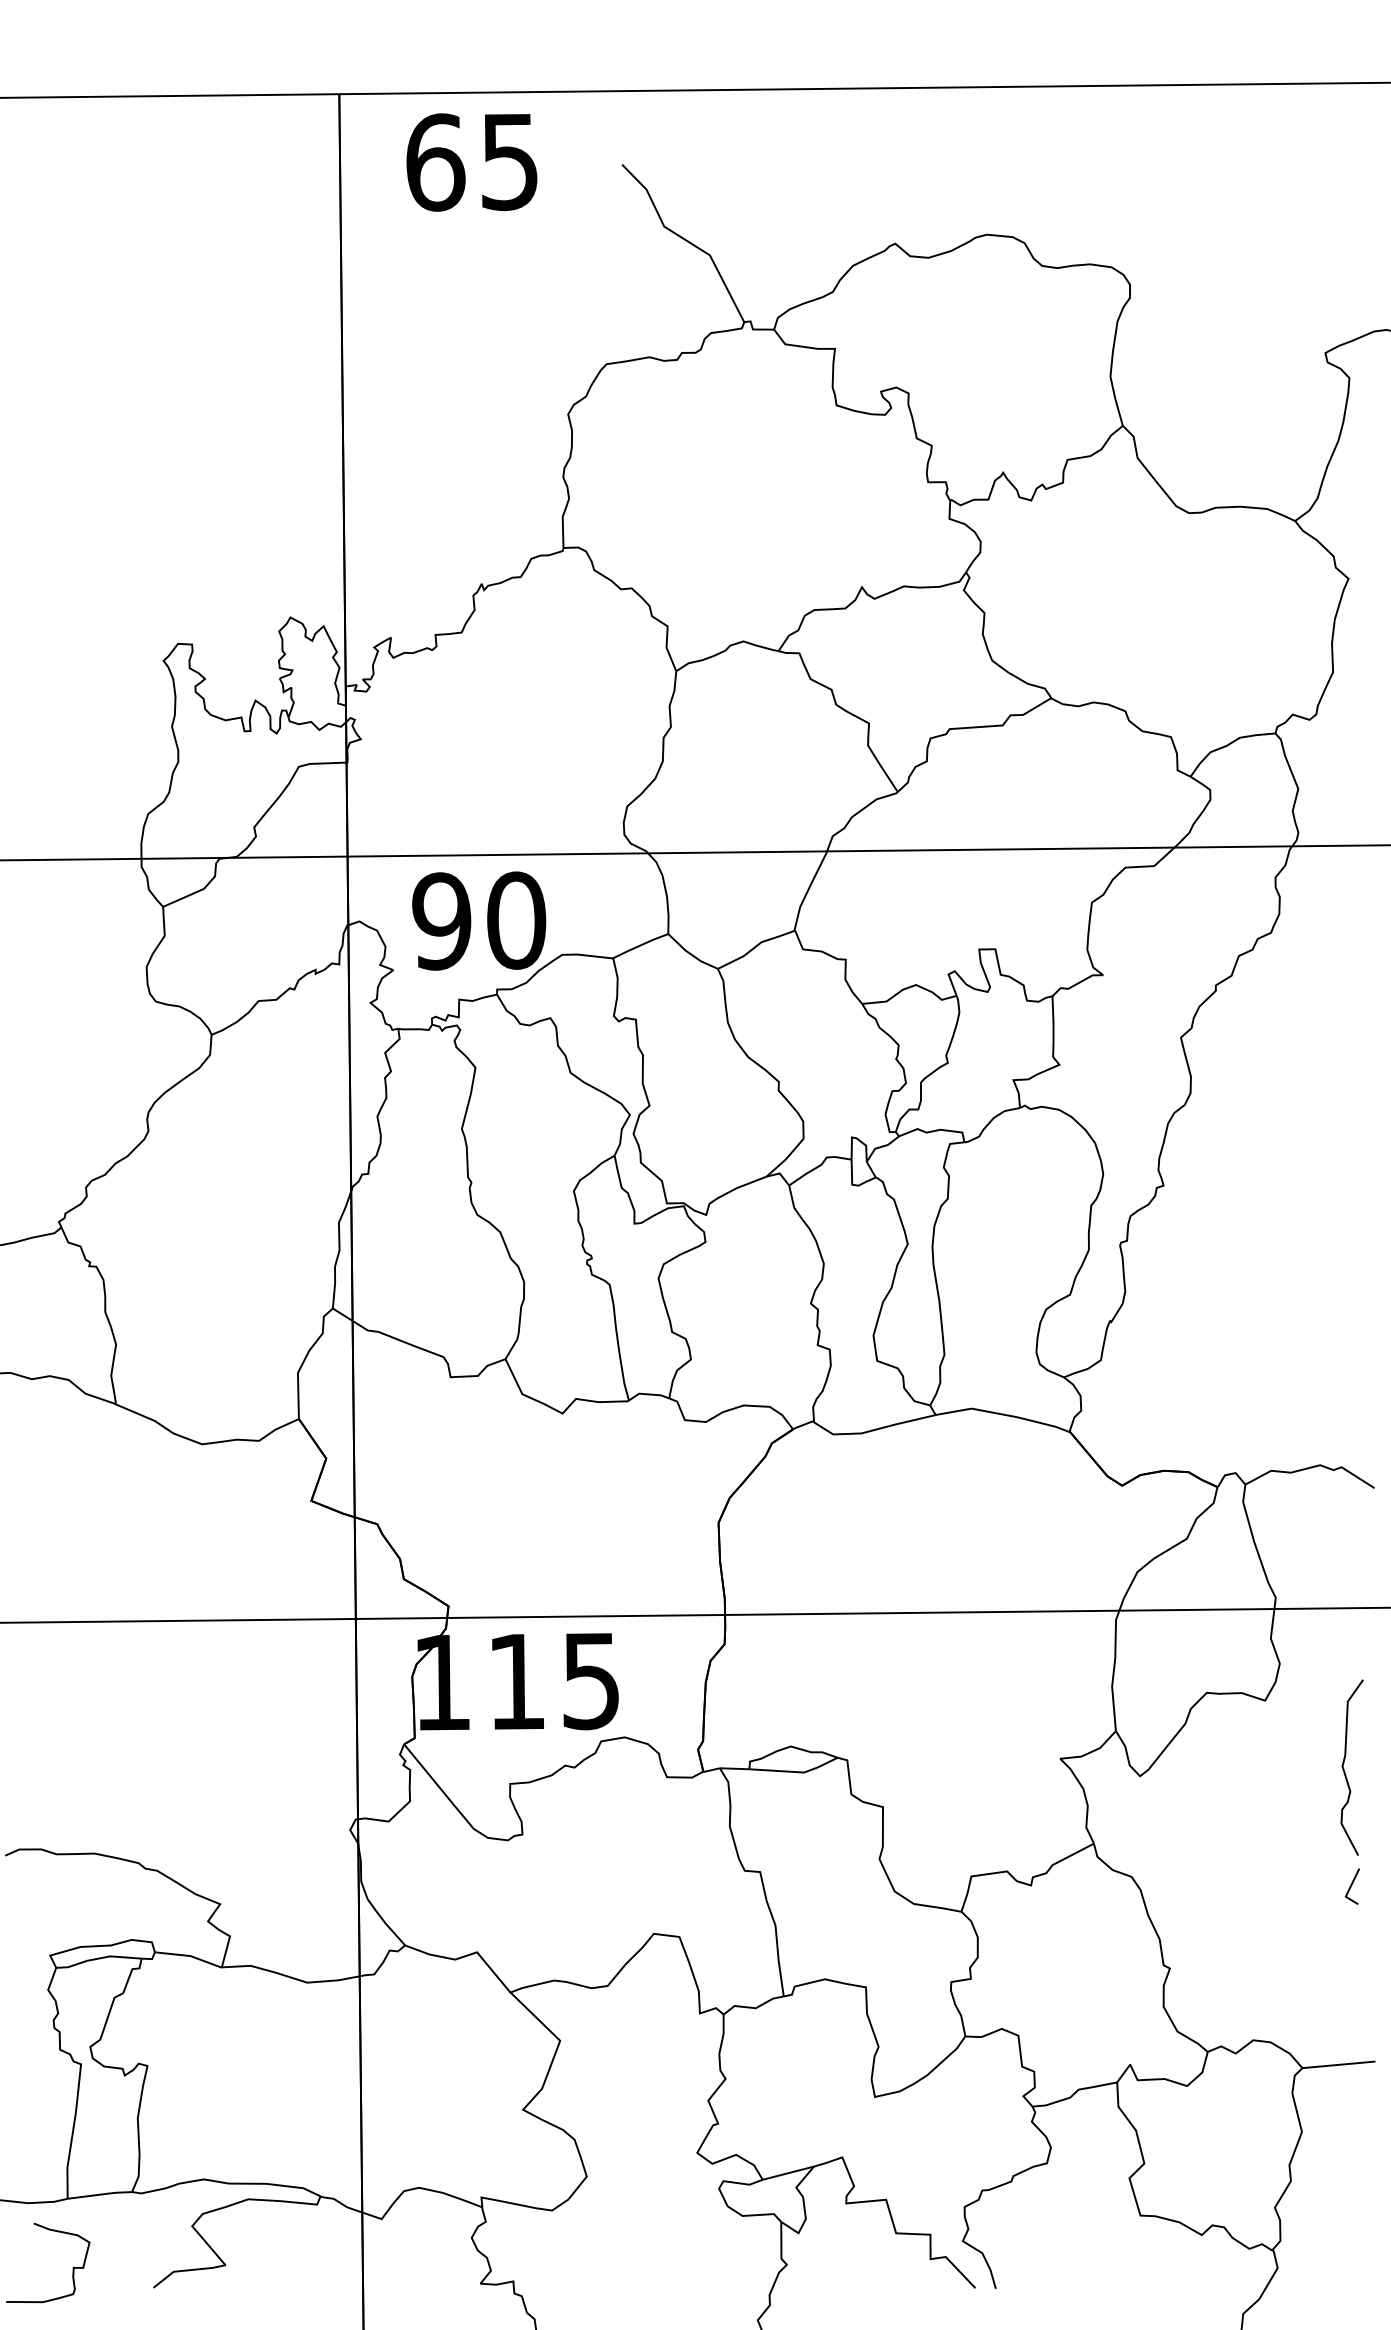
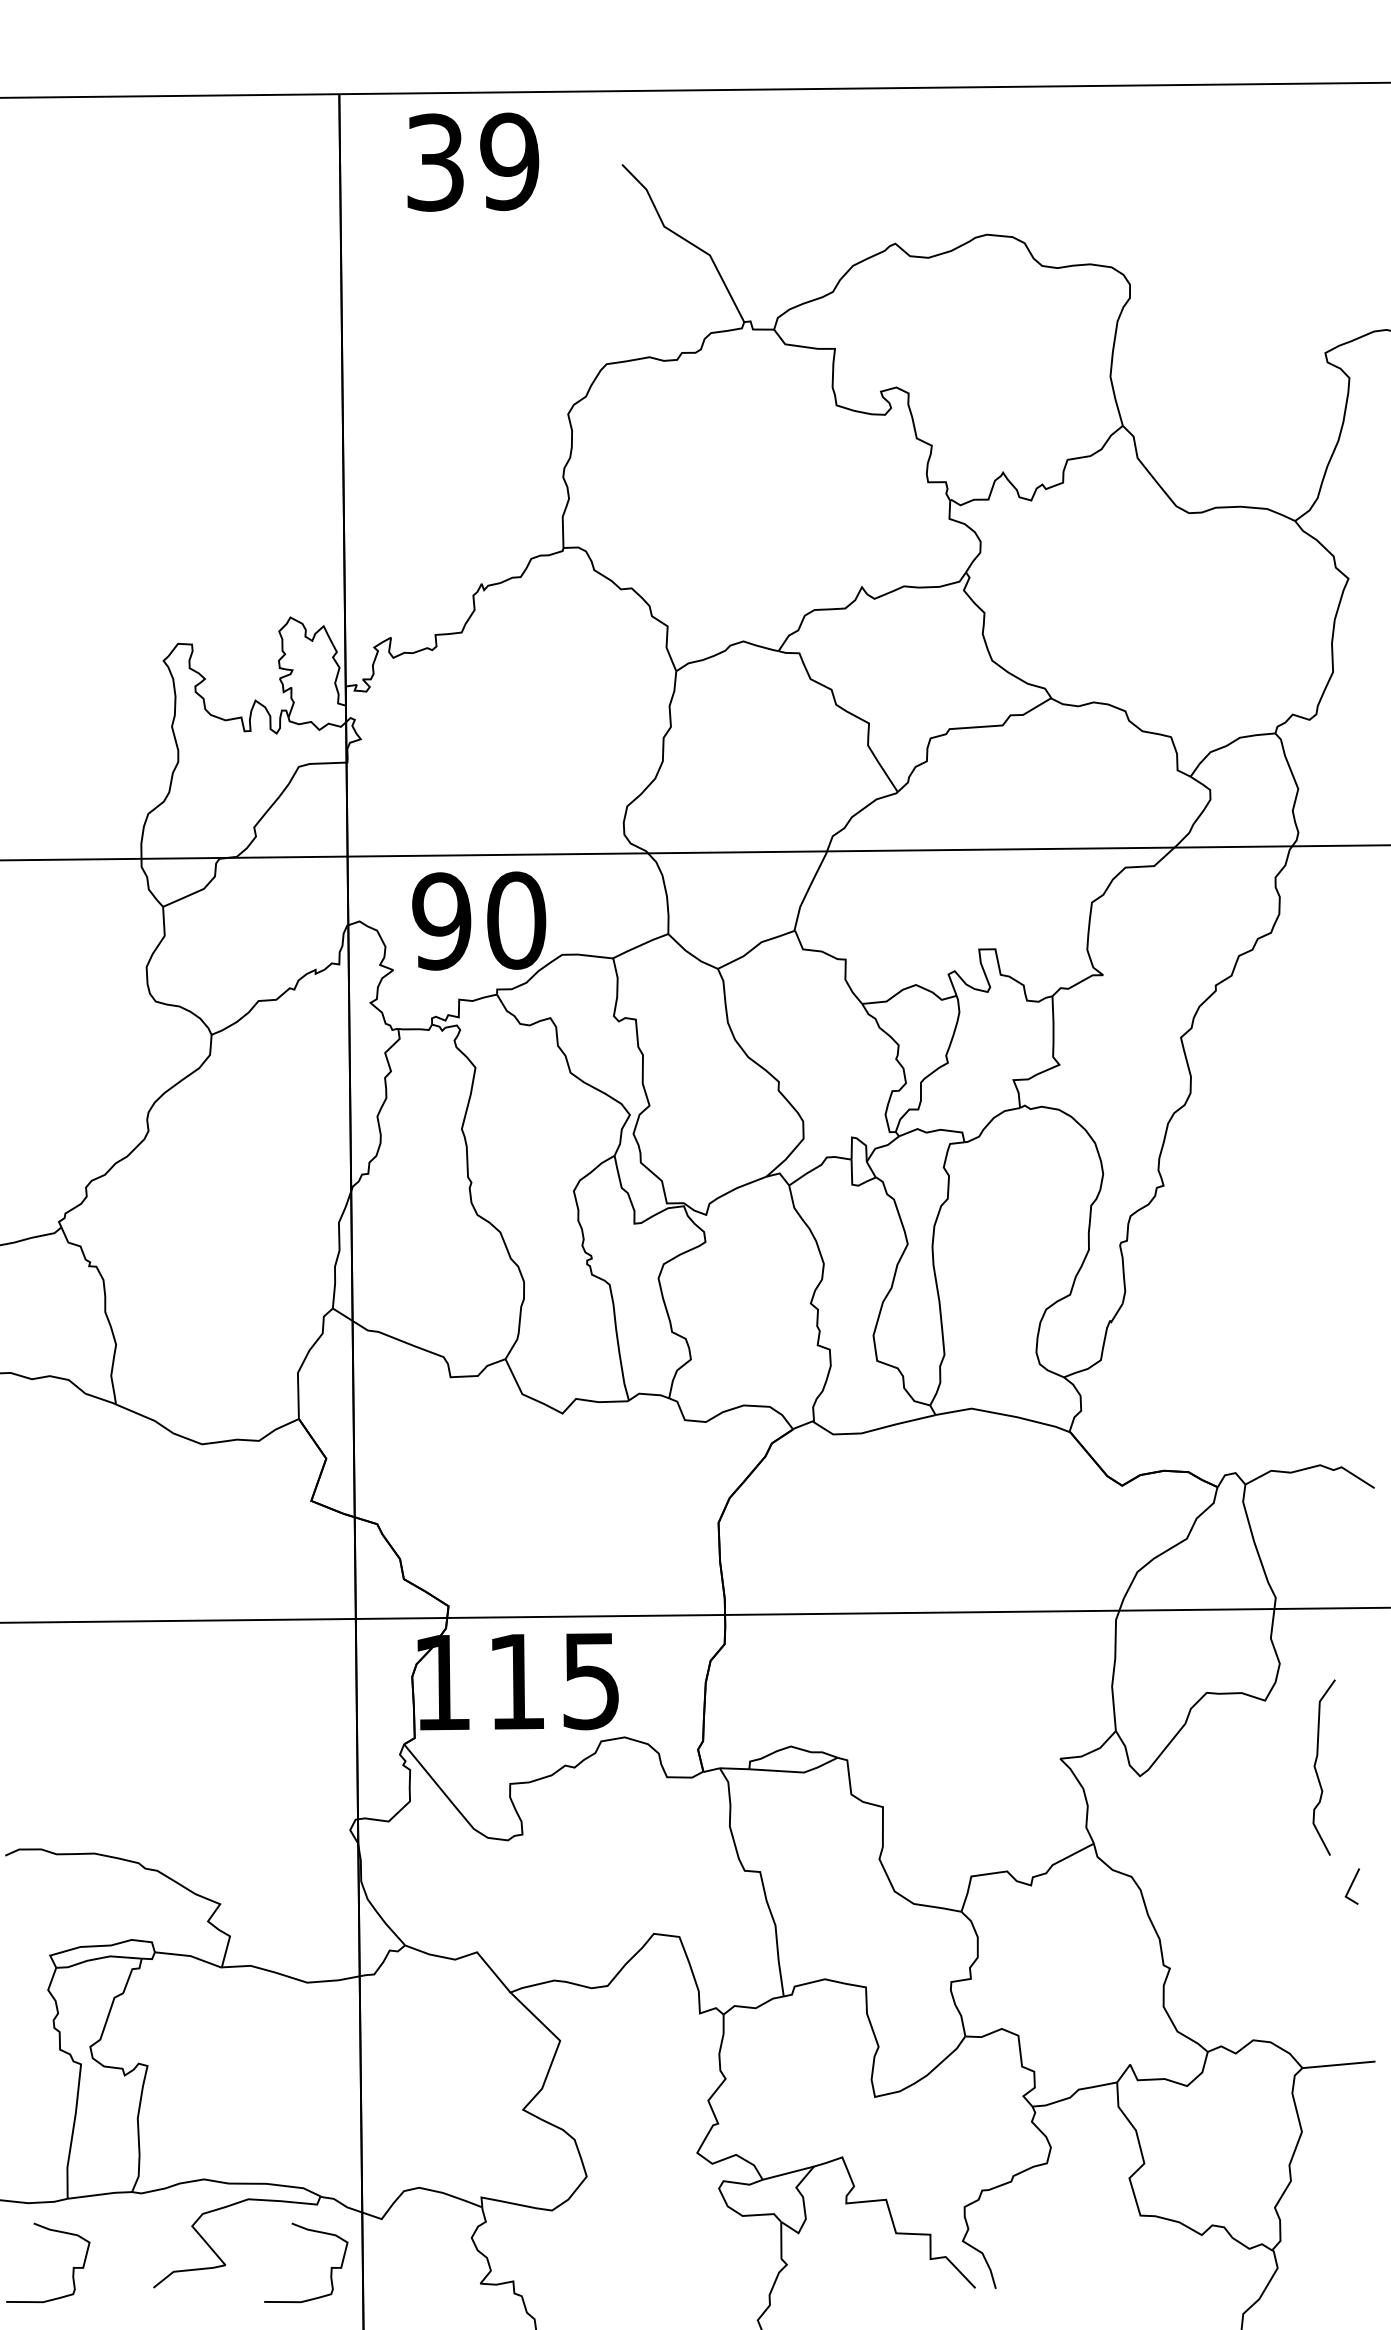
text: 65 -> 39 (472, 161)
curve position: (1344, 1768) -> (1316, 1768) (1316, 1768)
curve: none -> present (330, 2267)
